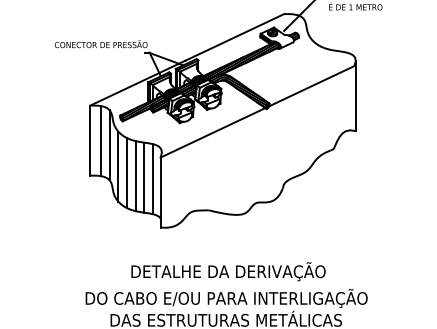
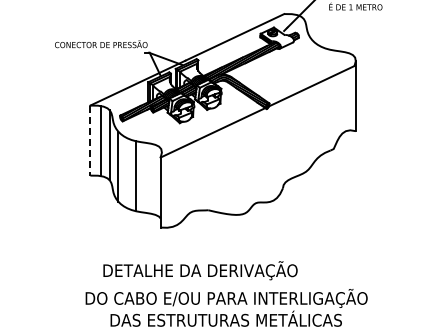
line: solid -> dashed (90, 141)
line: present -> none (127, 173)
line: present -> none (144, 177)
line: present -> none (152, 179)
text position: (228, 271) -> (200, 270) (200, 270)
